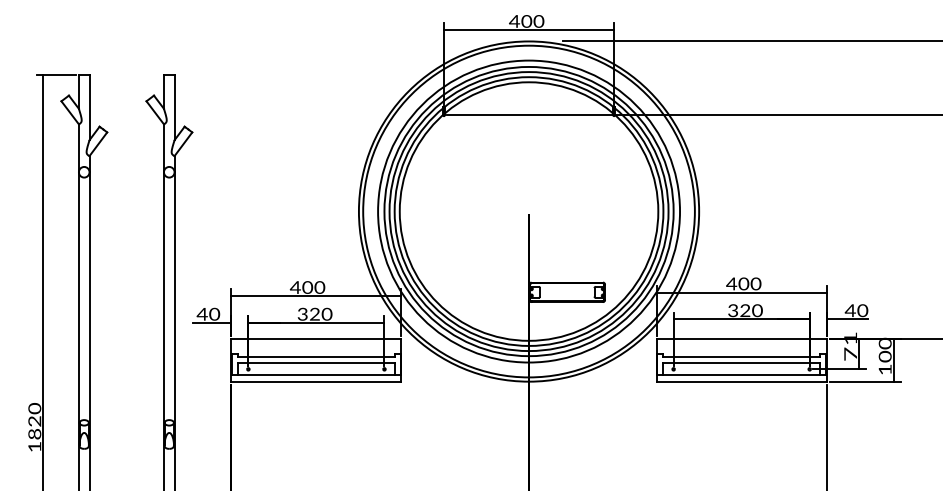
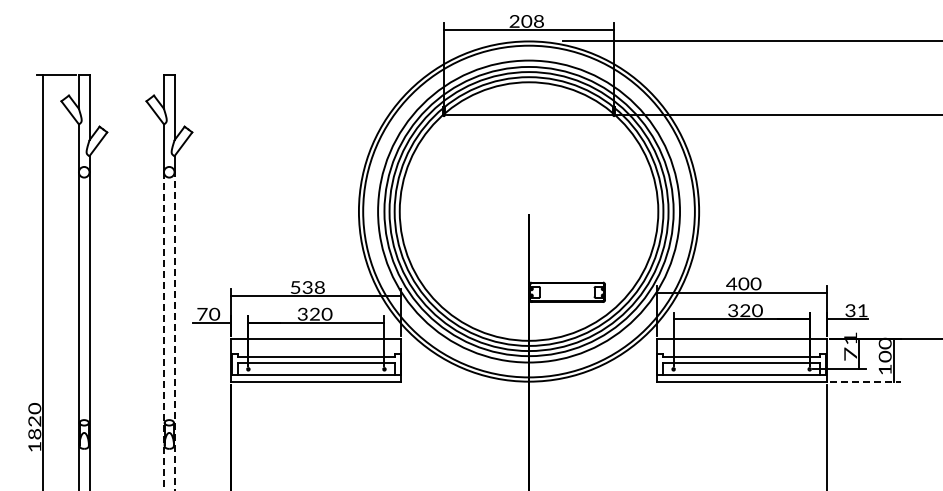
text: 400 -> 208 (526, 21)
text: 400 -> 538 (307, 287)
text: 40 -> 31 (856, 310)
text: 40 -> 70 (201, 314)
line: solid -> dashed (174, 331)
line: solid -> dashed (163, 332)
line: solid -> dashed (865, 381)
